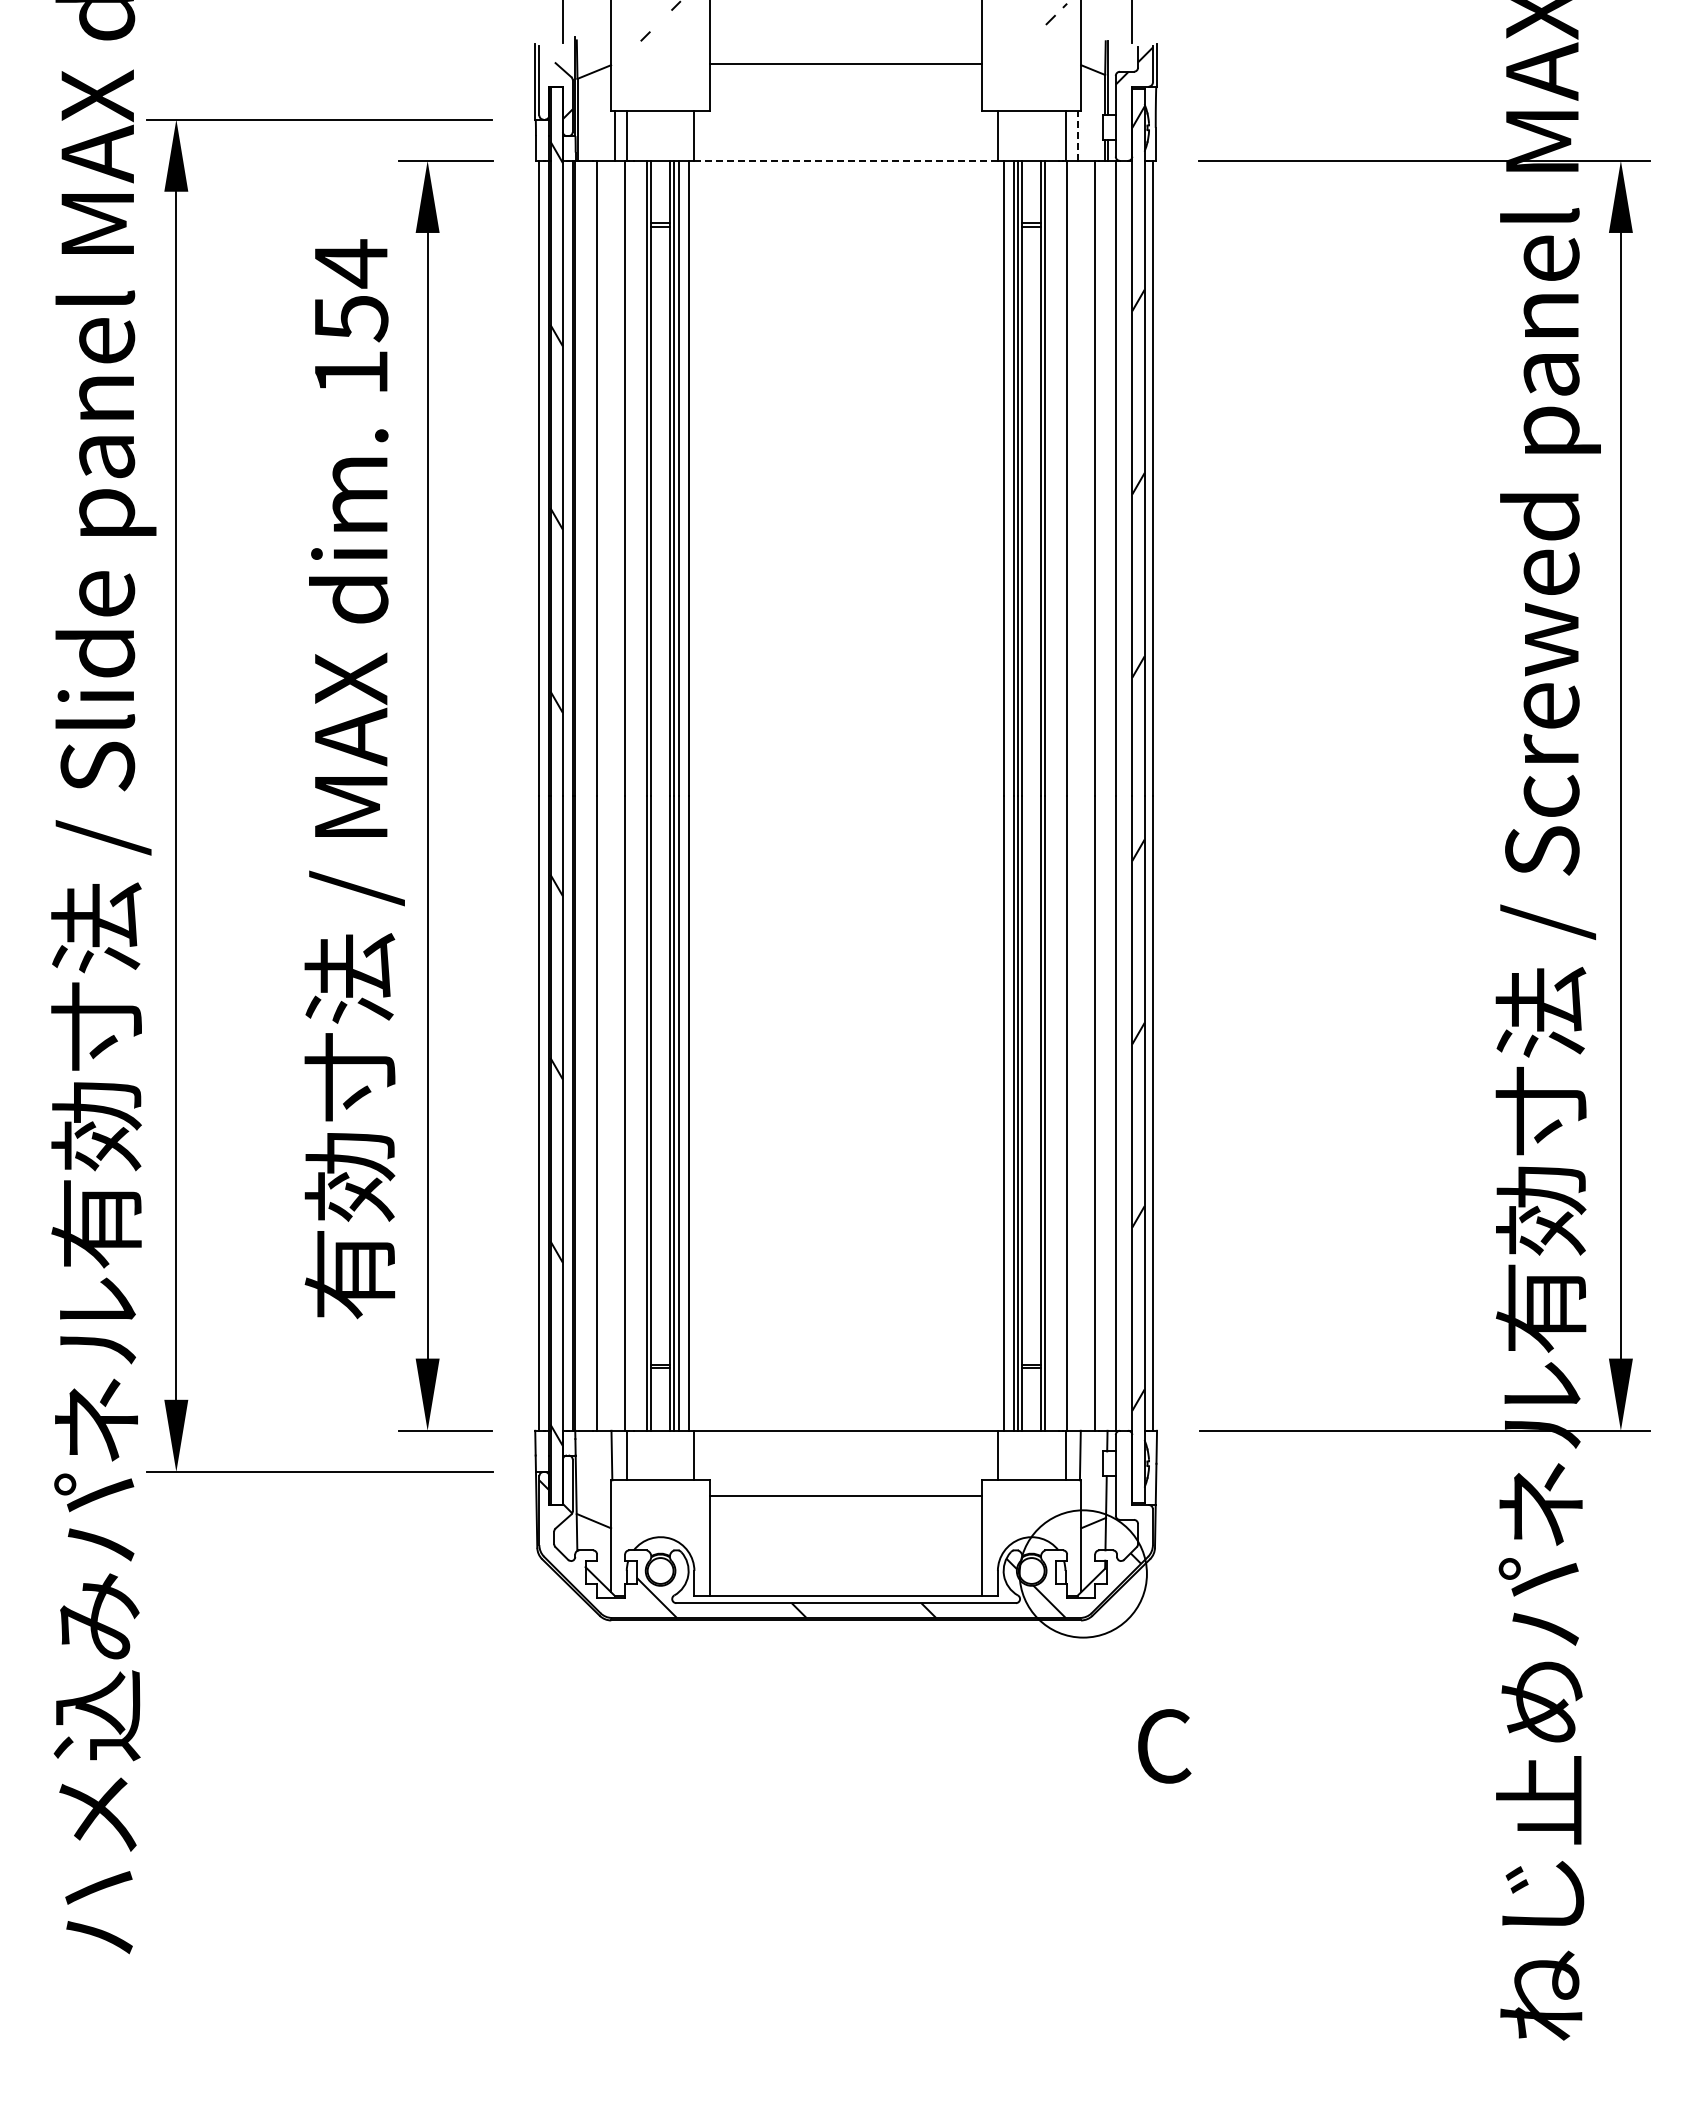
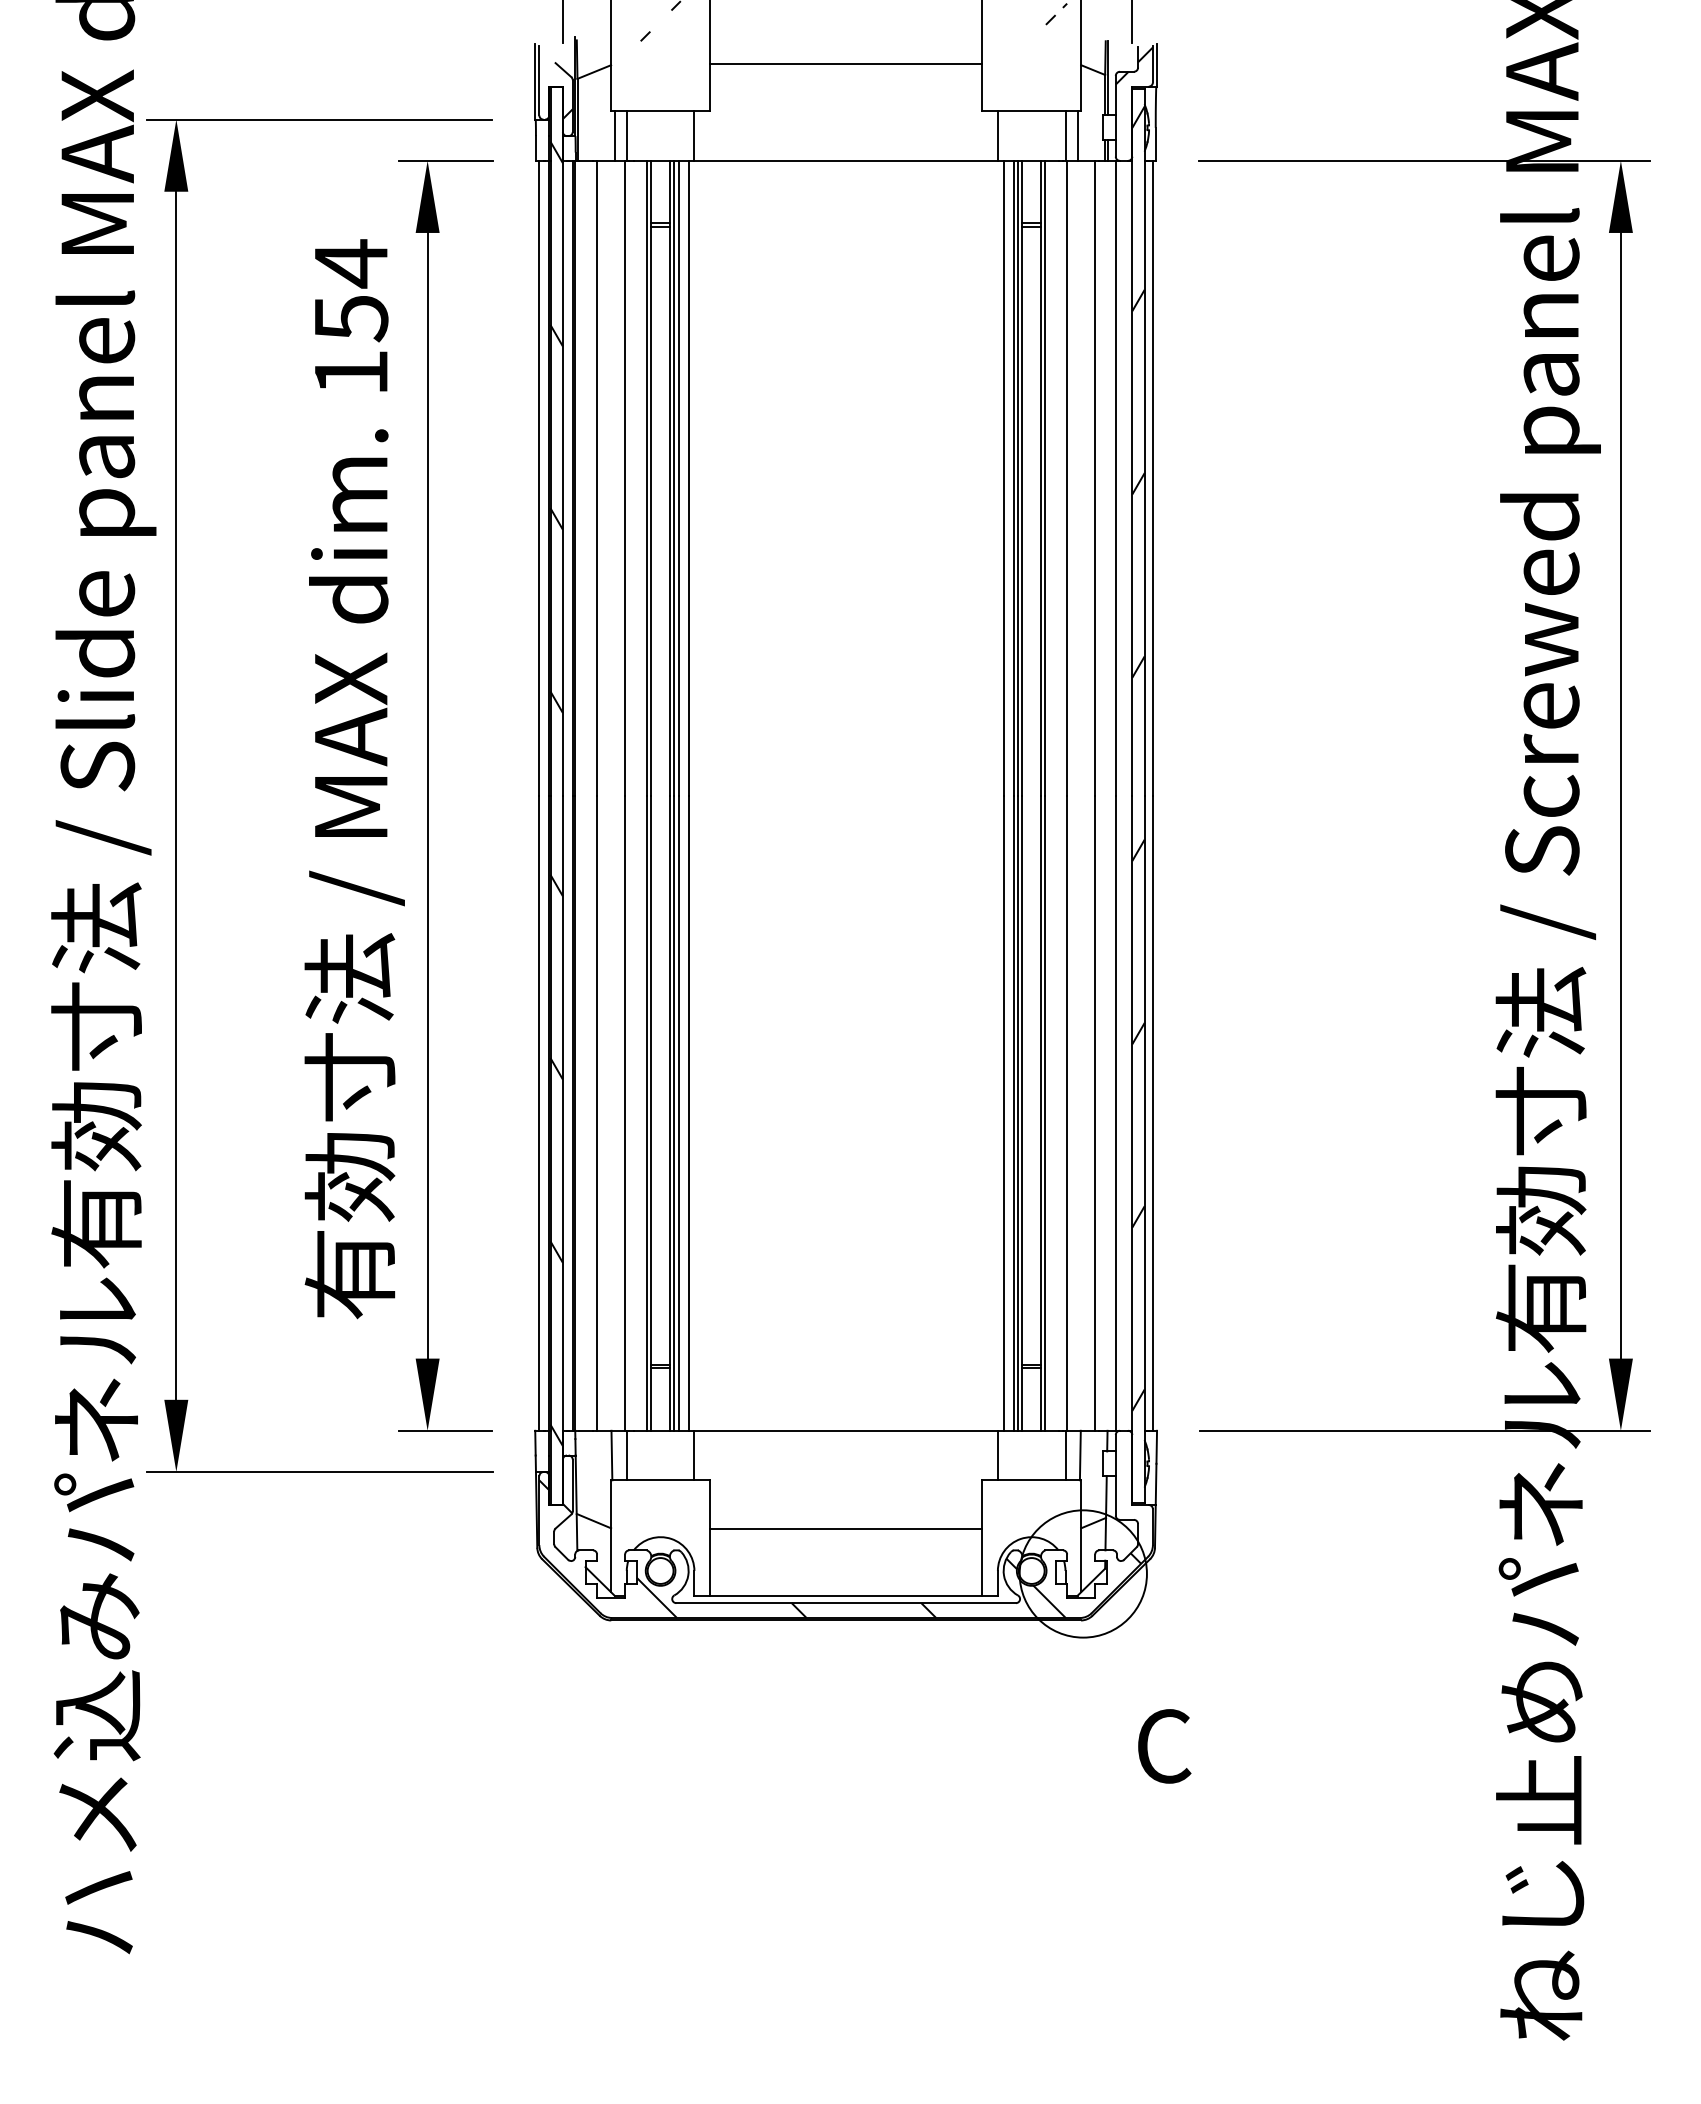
line: dashed -> solid (1077, 136)
line: dashed -> solid (846, 160)
line position: (846, 1496) -> (846, 1529) (846, 1529)
